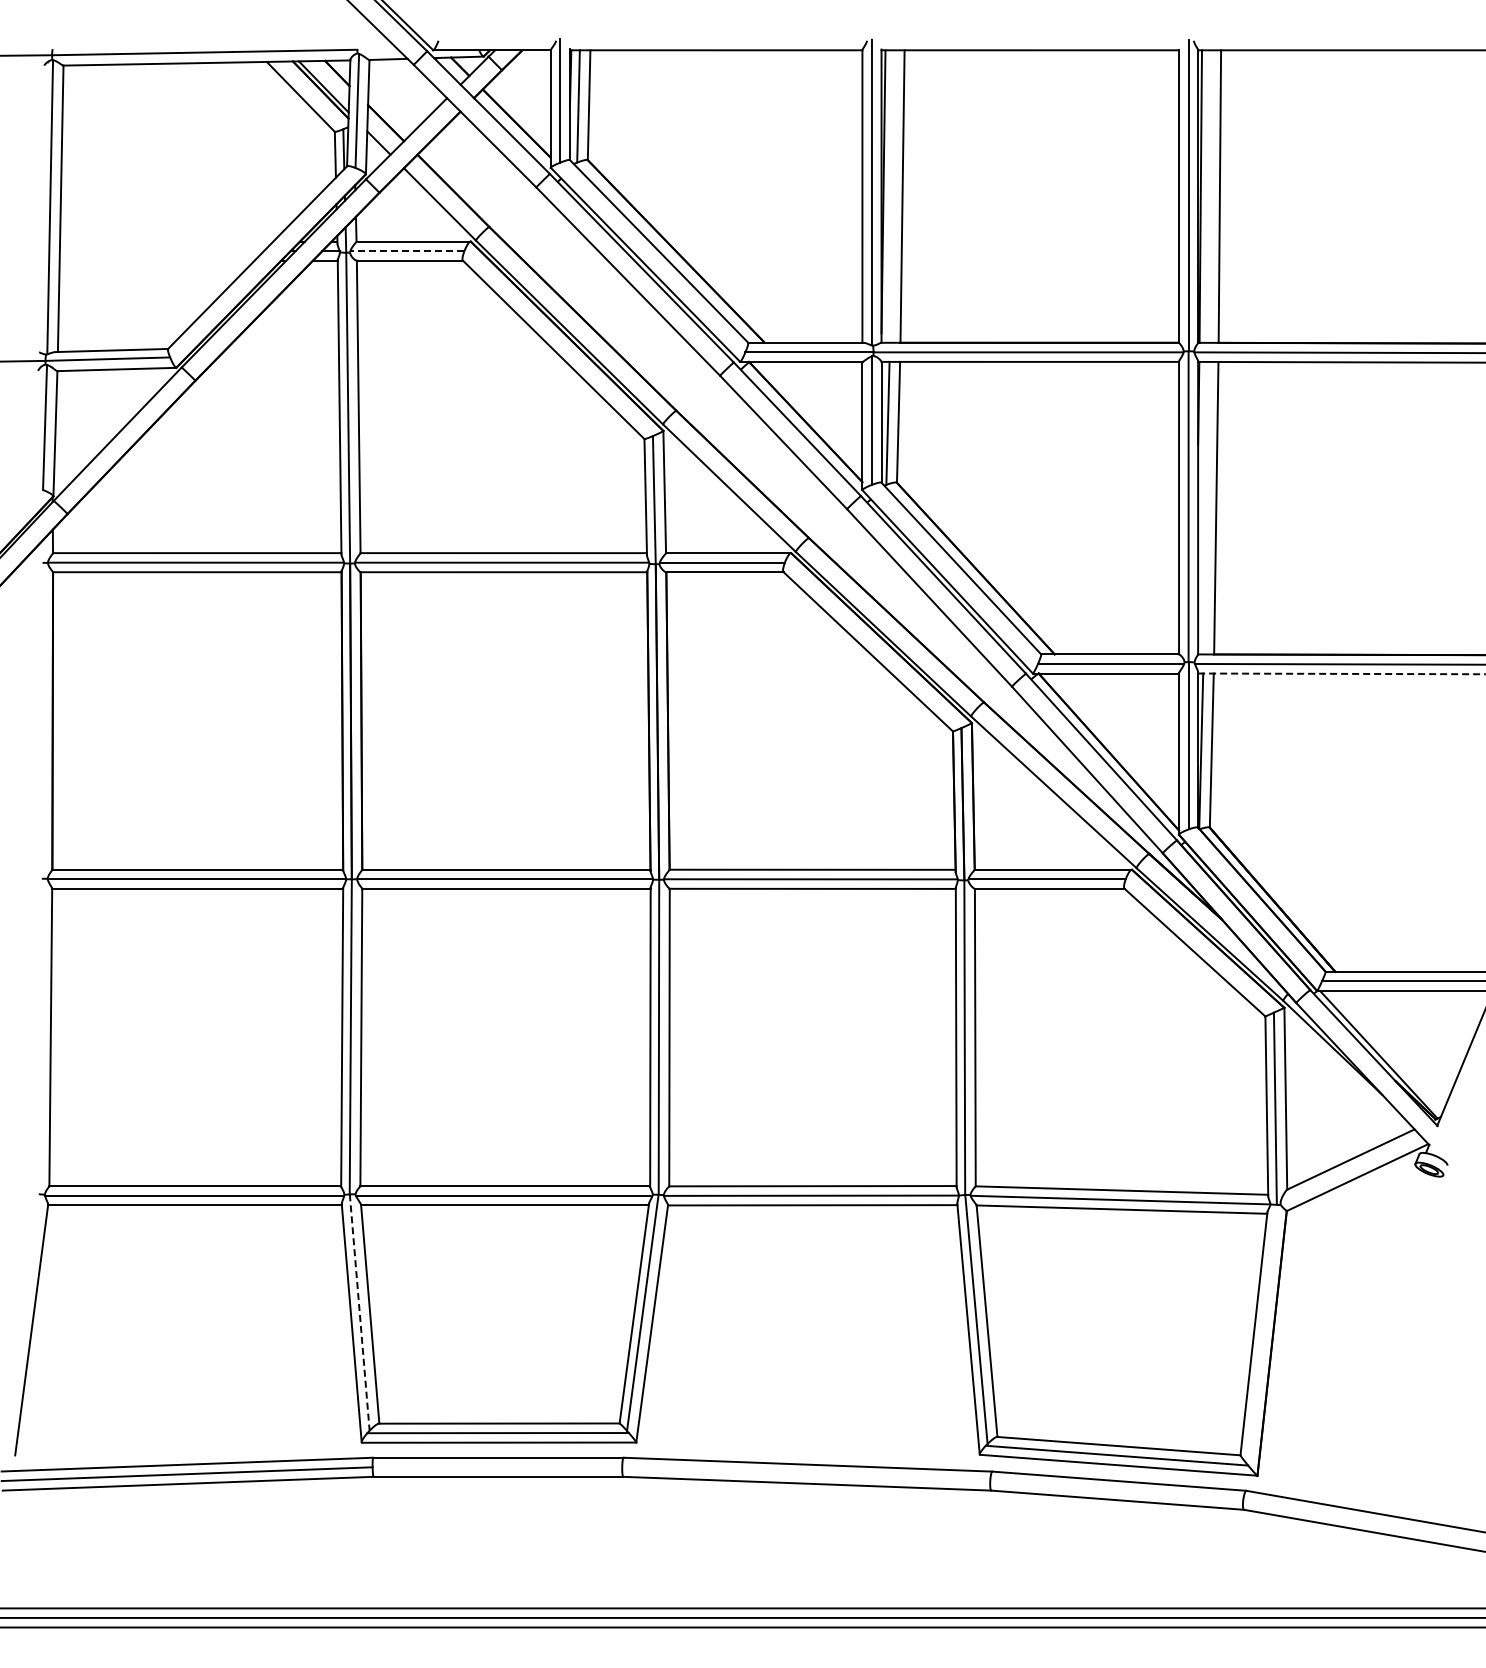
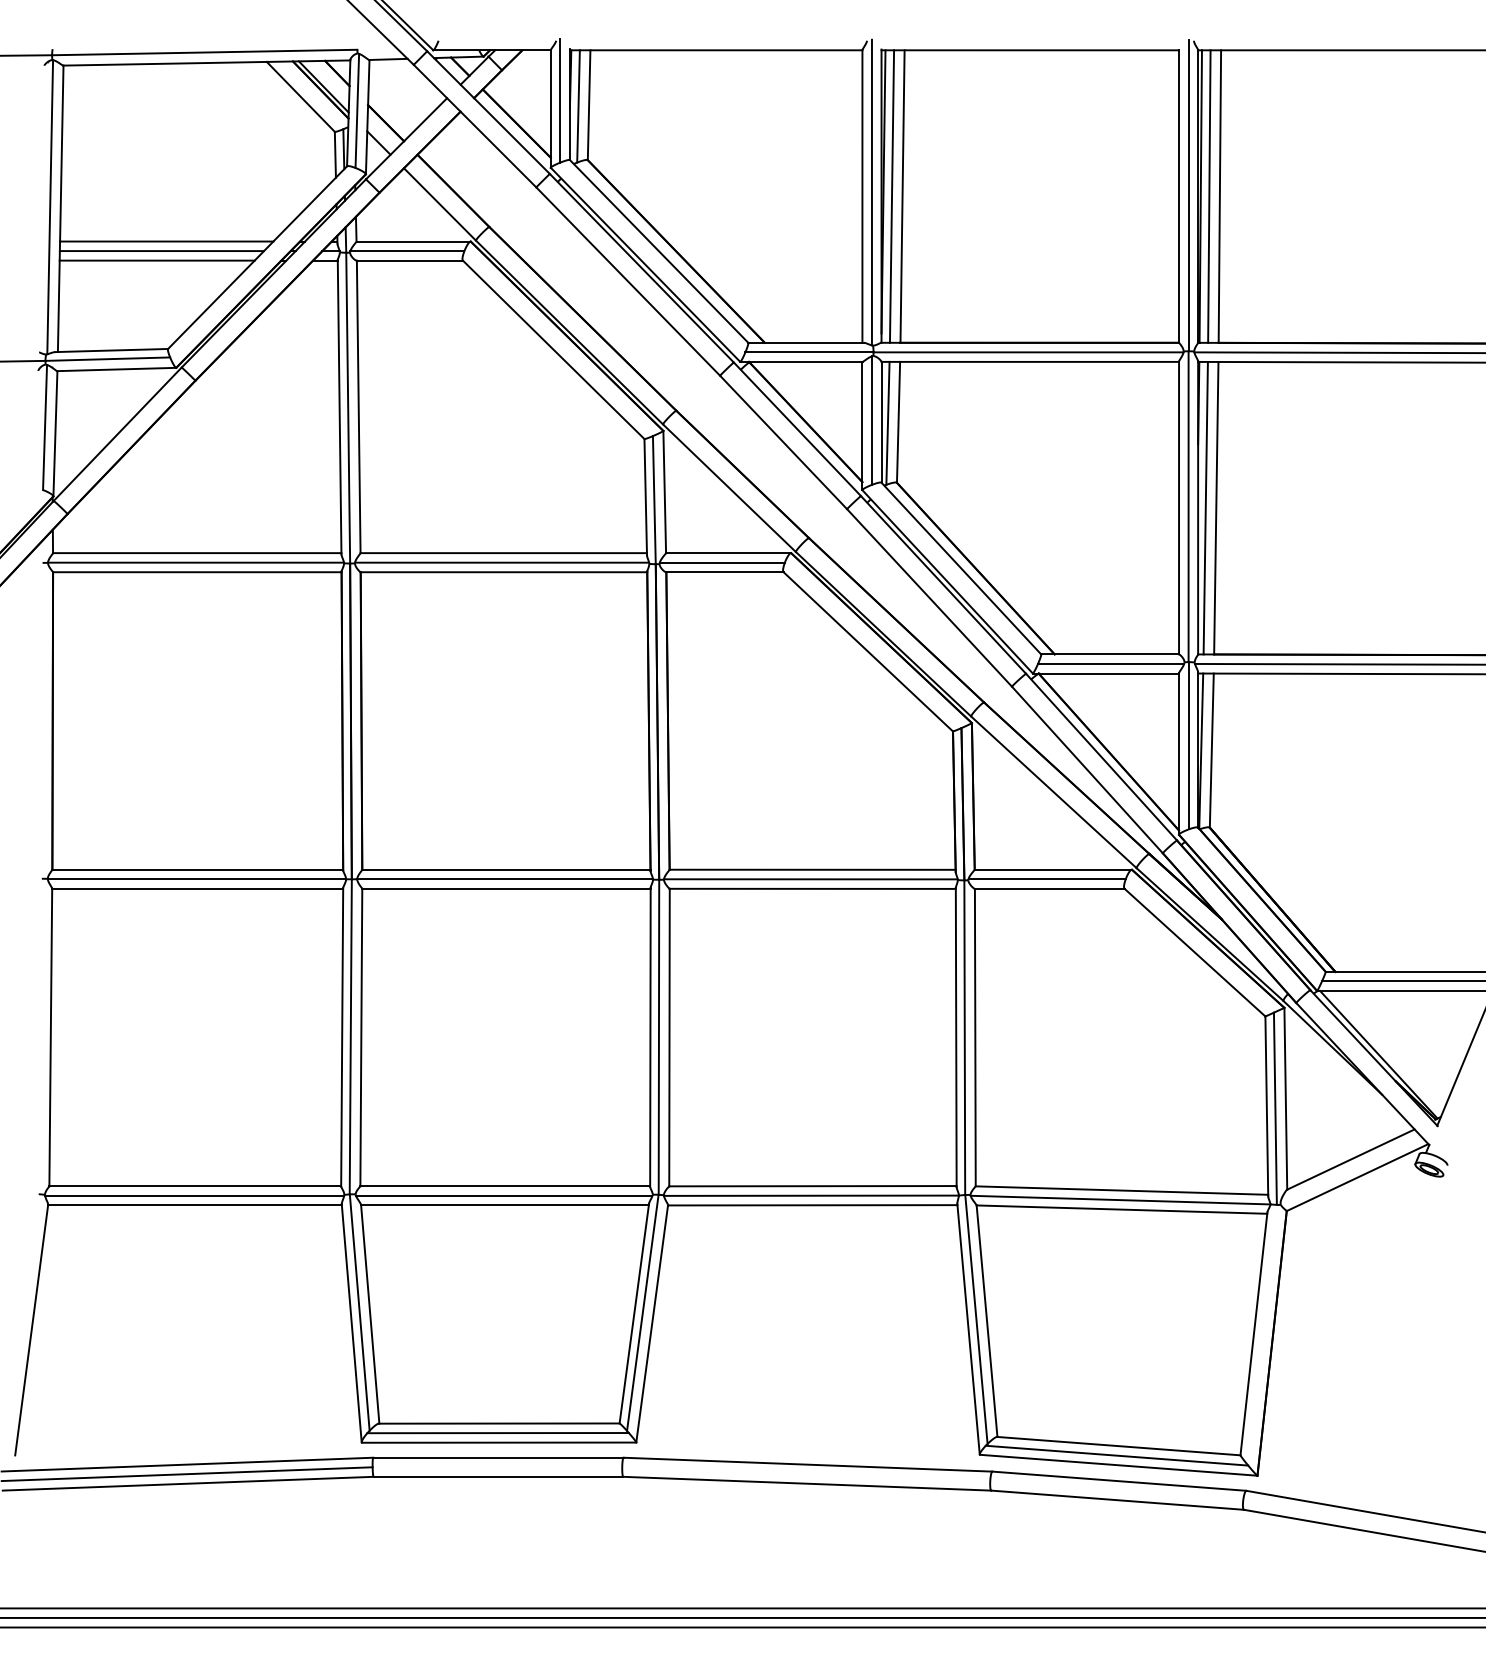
line: none -> present (891, 196)
line: none -> present (1209, 196)
line: none -> present (166, 241)
line: none -> present (161, 251)
line: dashed -> solid (406, 251)
line: none -> present (156, 260)
line: none -> present (1205, 507)
line: dashed -> solid (1342, 673)
line: dashed -> solid (359, 1312)
